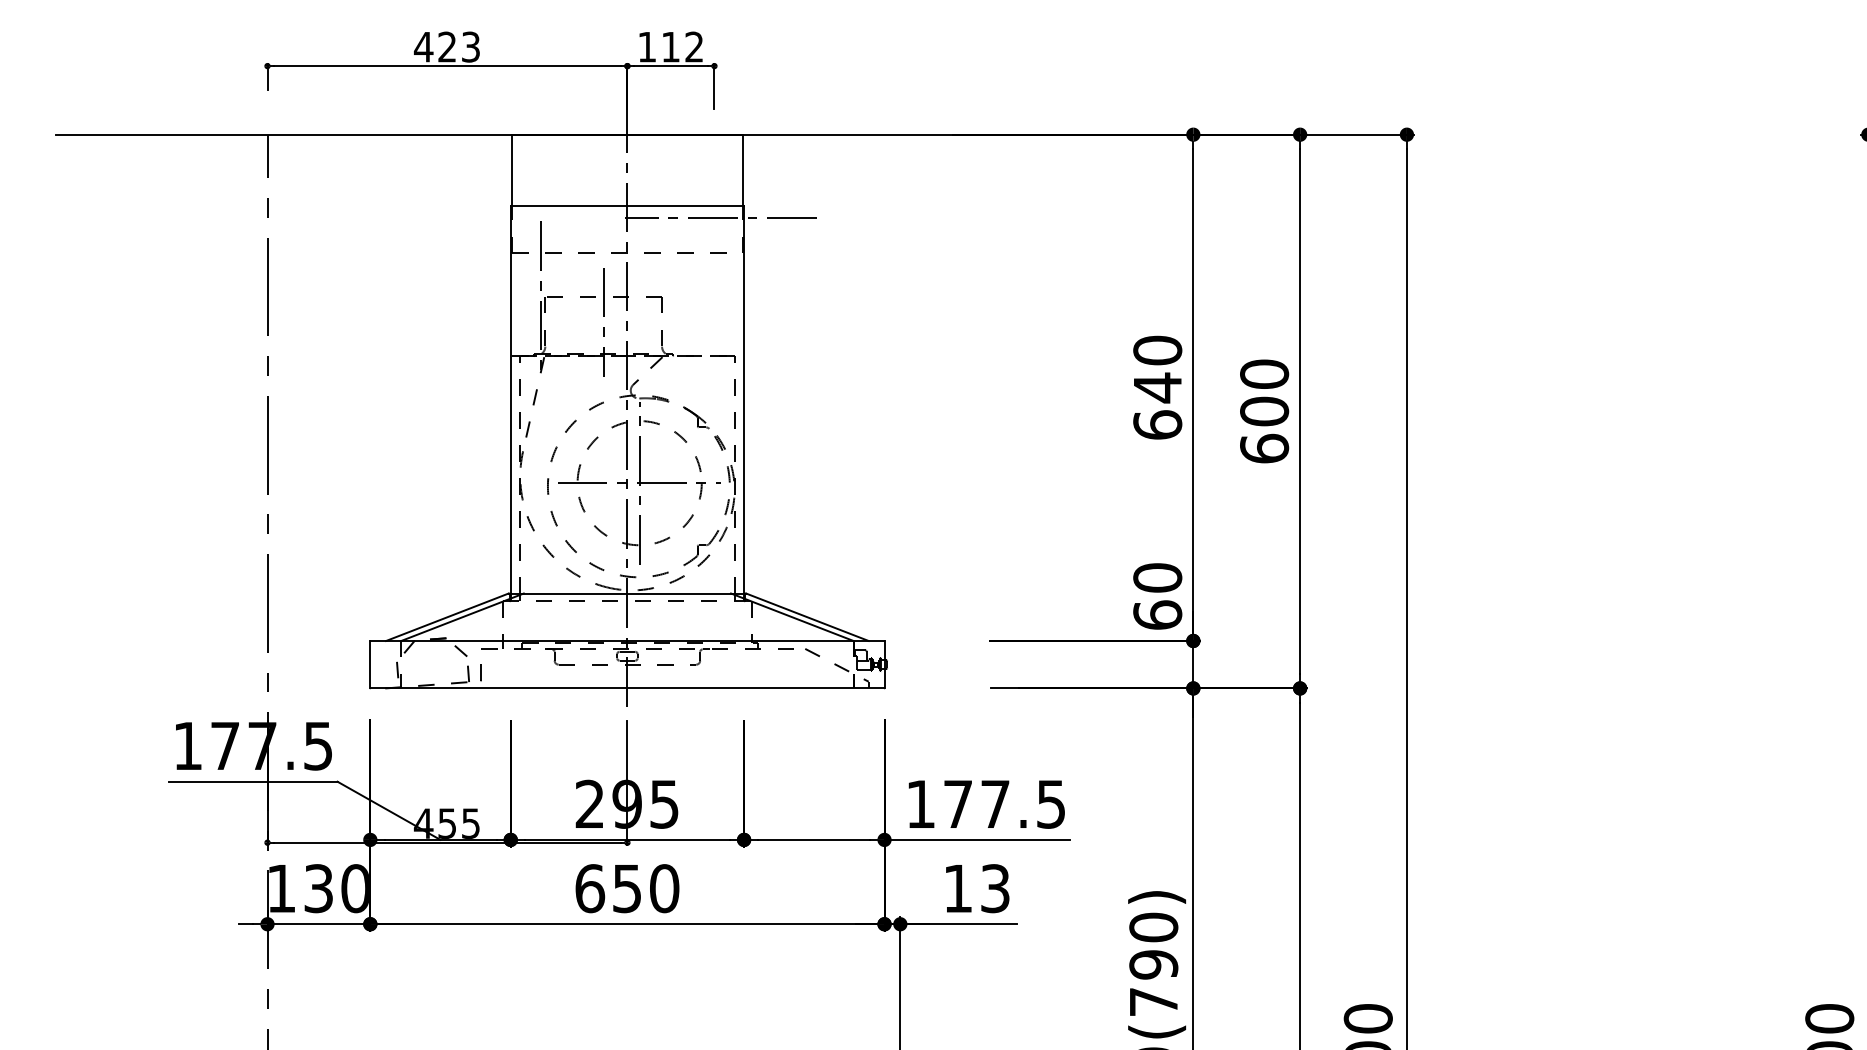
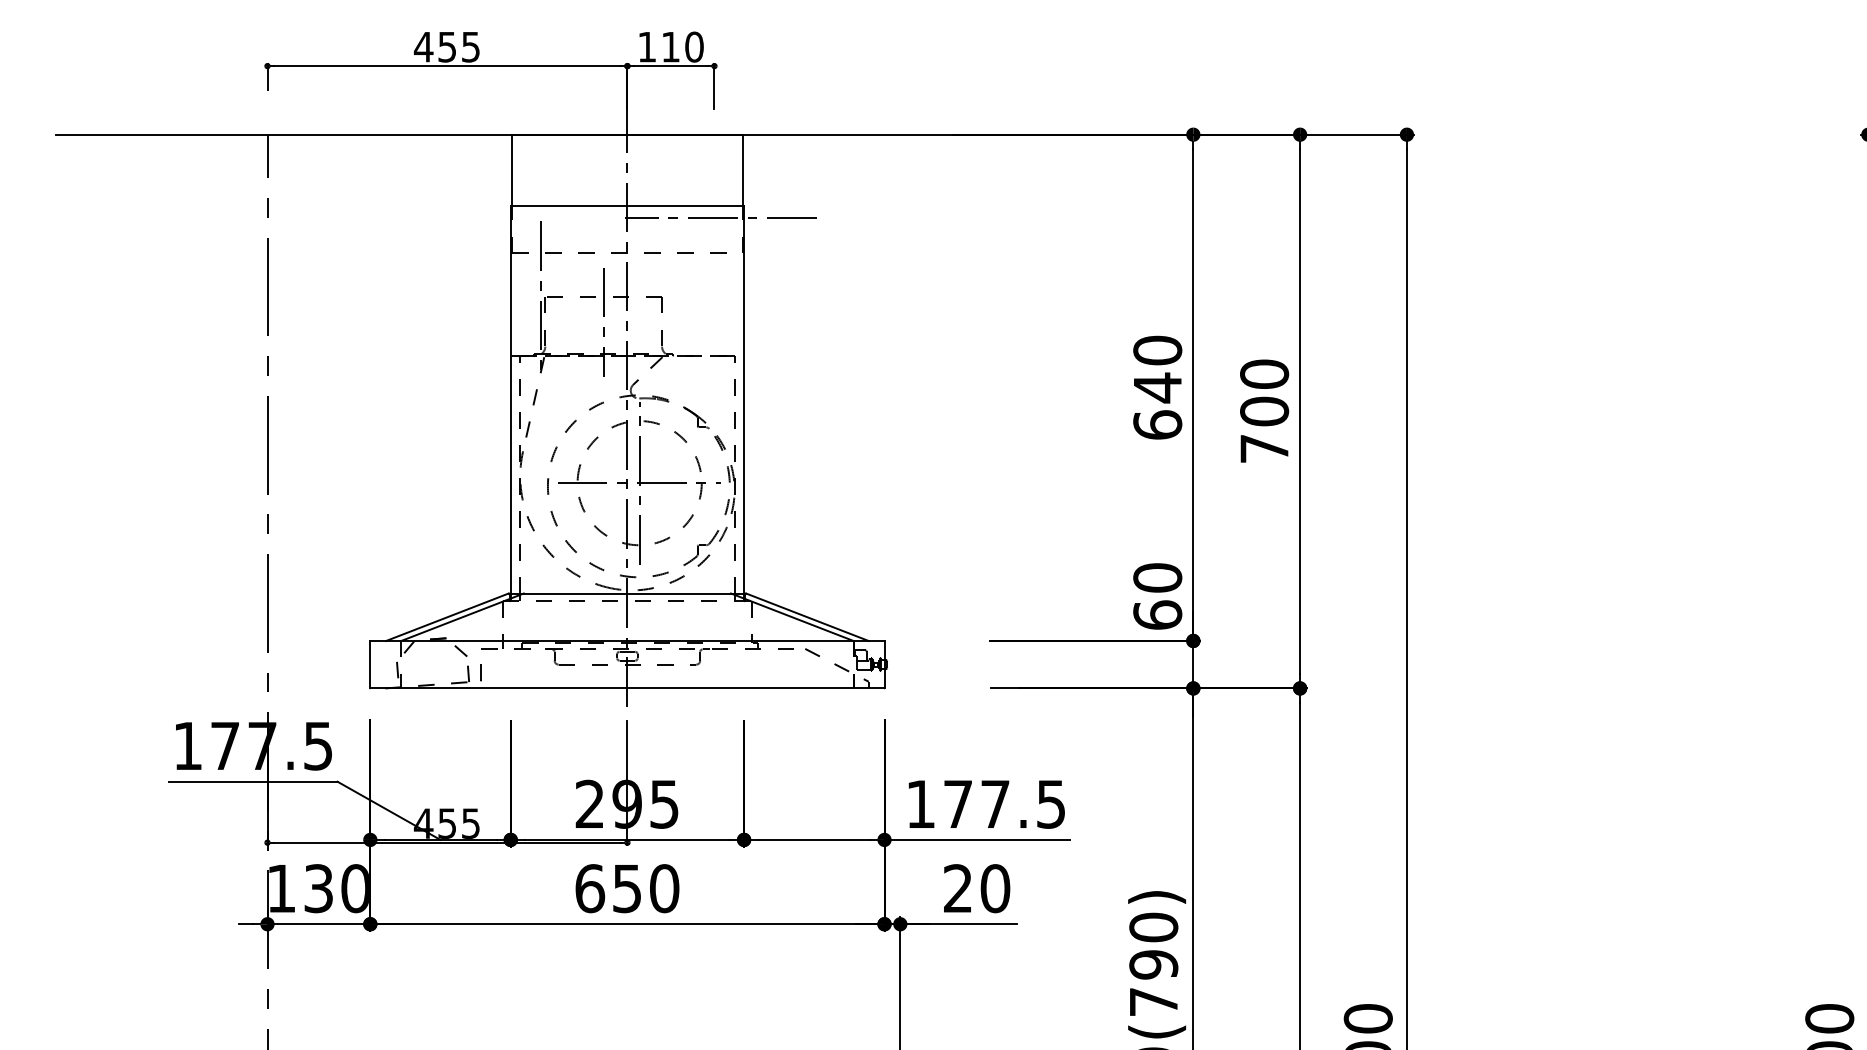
text: 423 -> 455 (458, 46)
text: 112 -> 110 (694, 46)
text: 600 -> 700 (1264, 448)
text: 13 -> 20 (977, 888)
